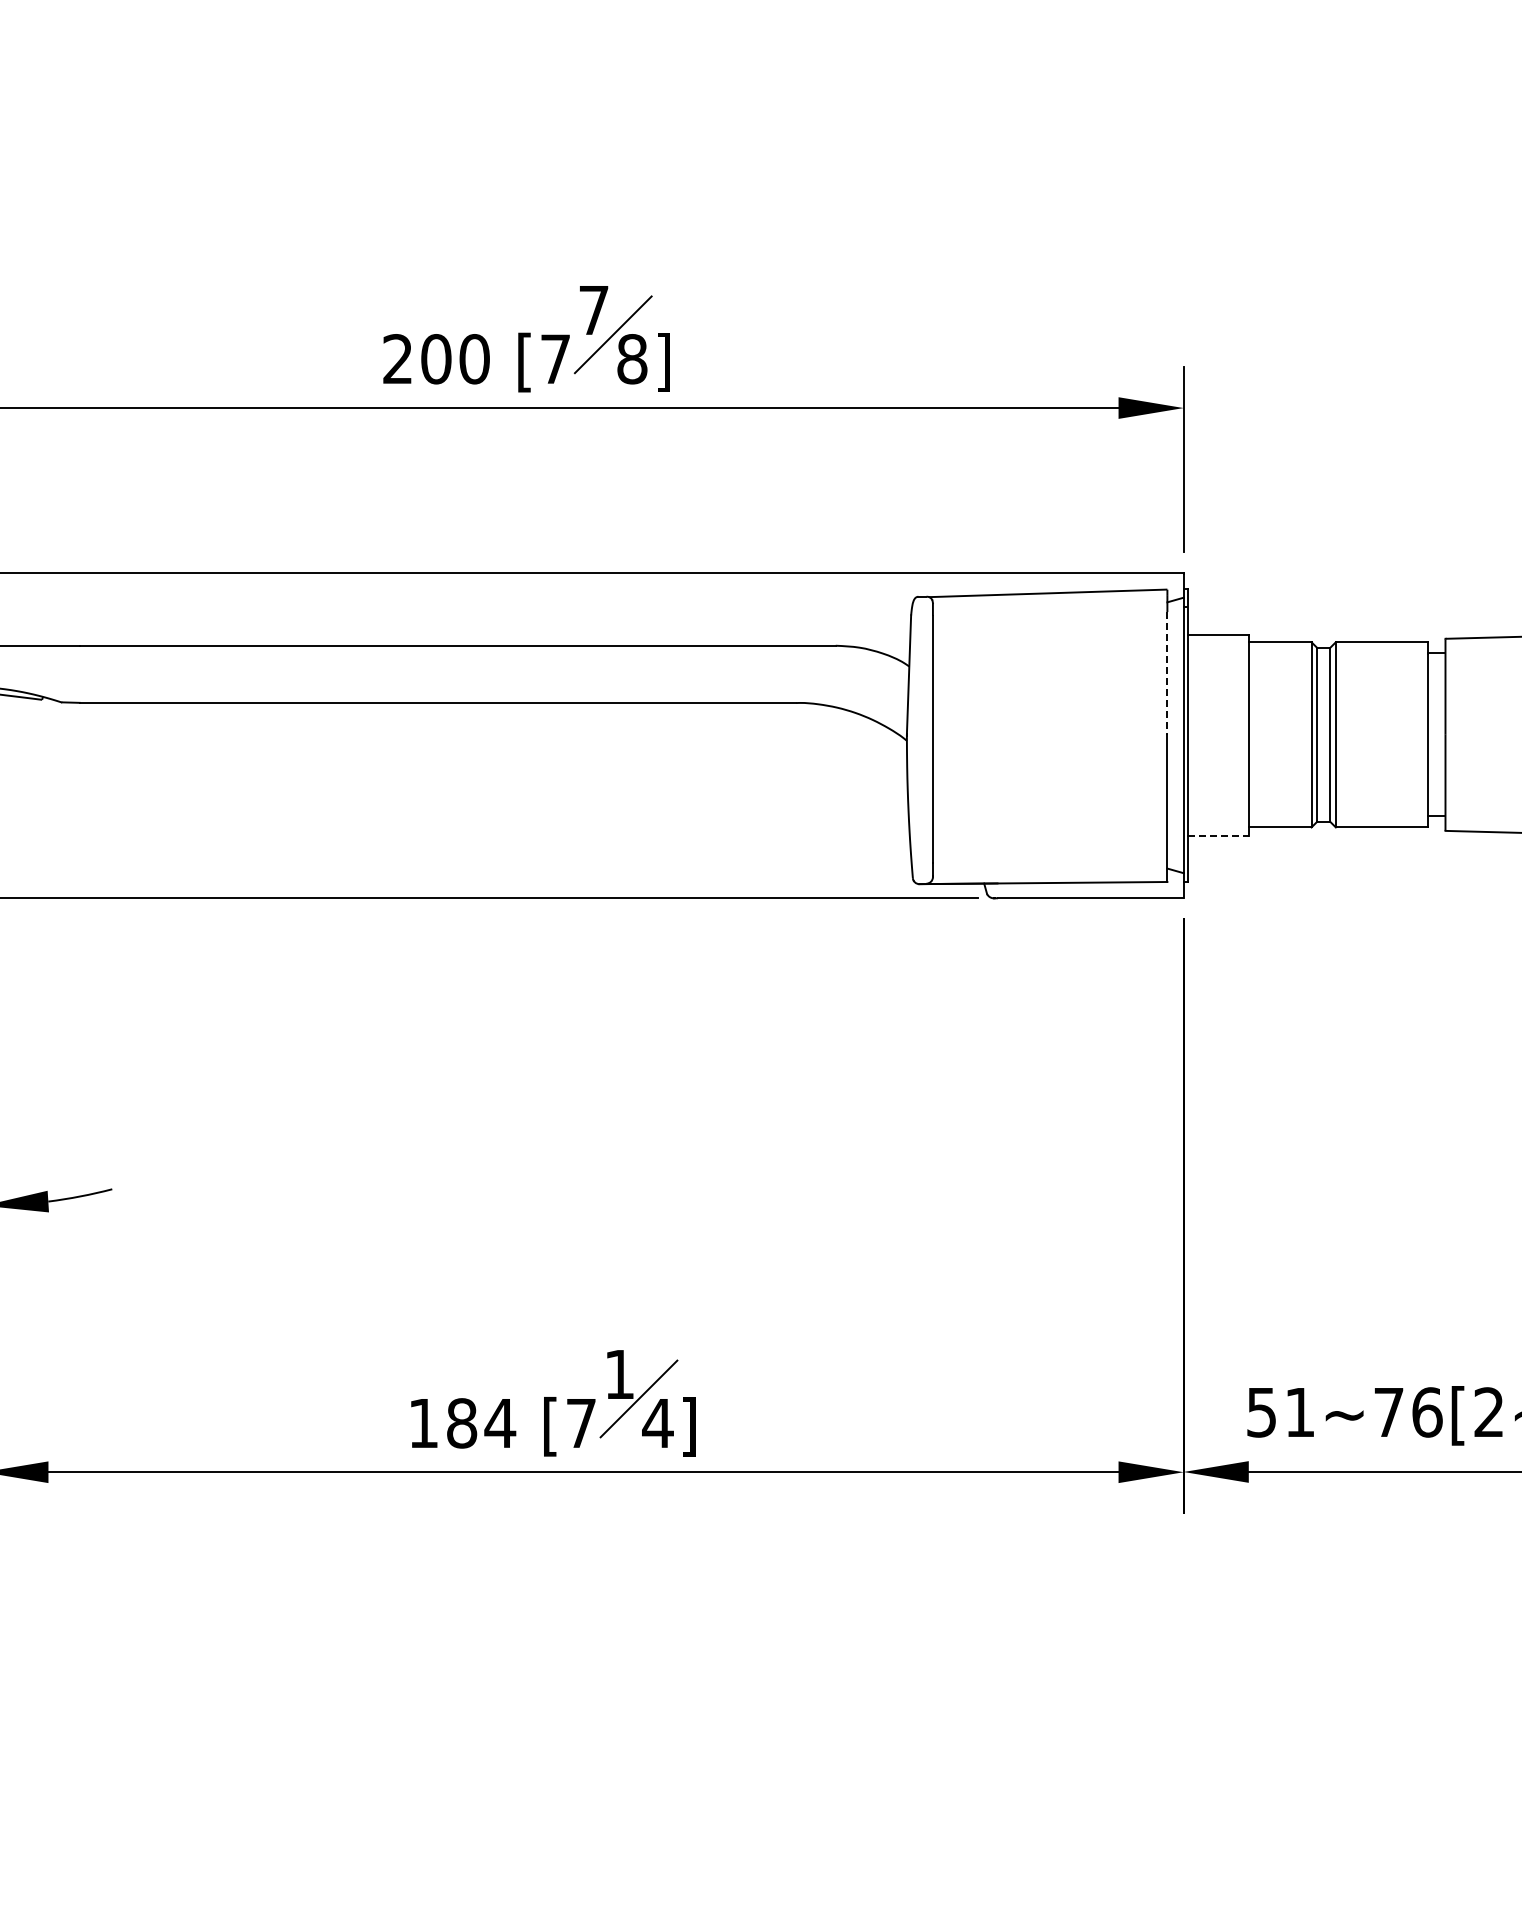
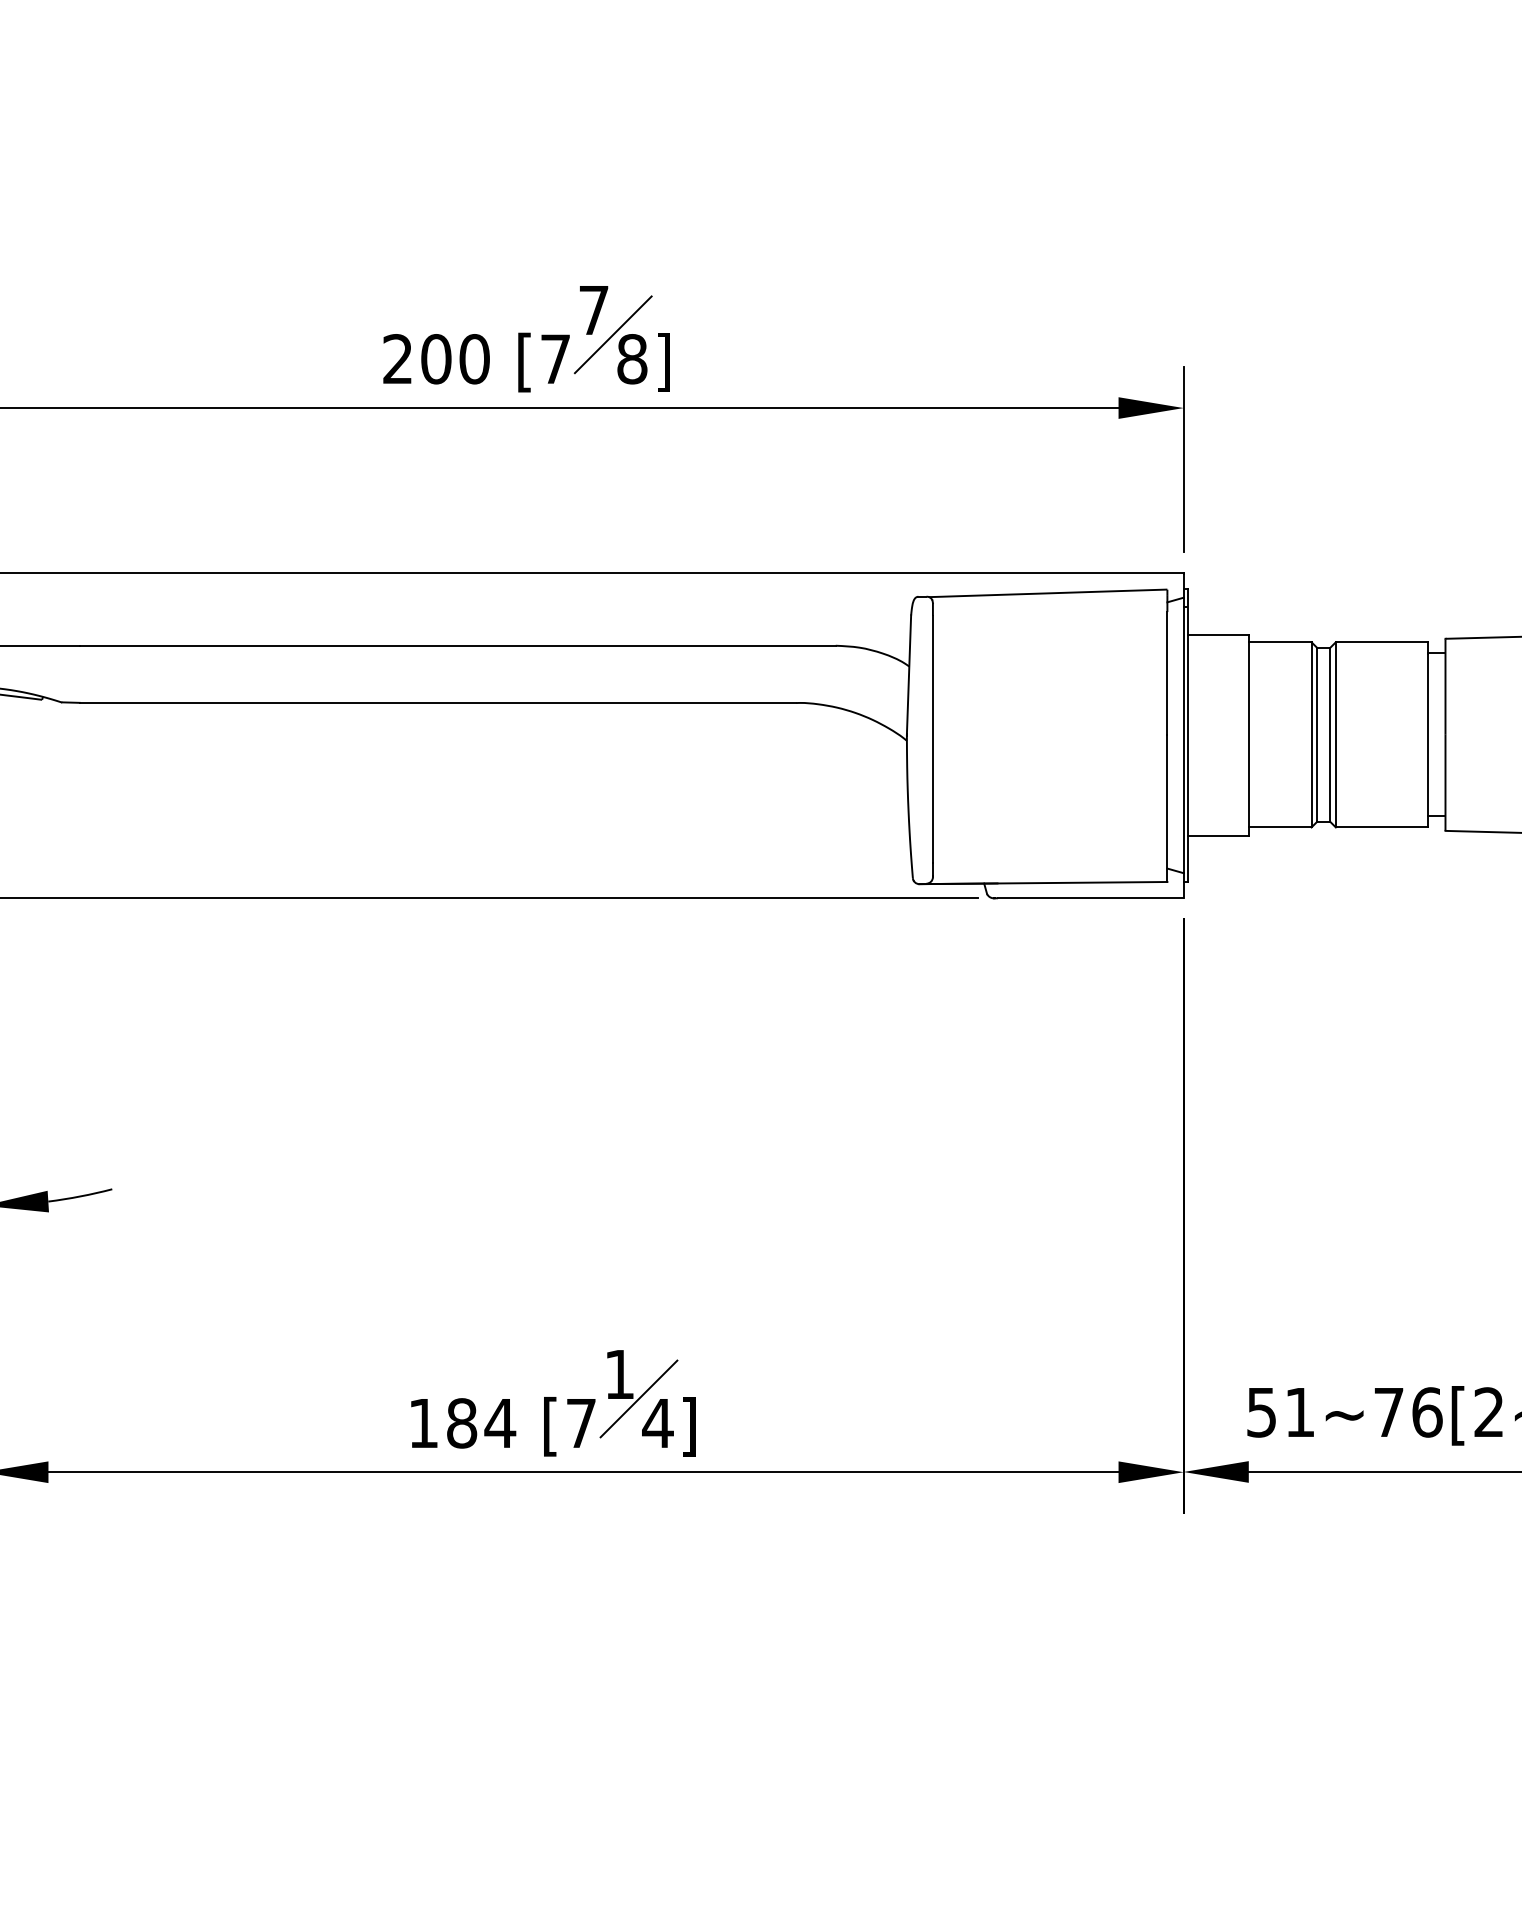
line: dashed -> solid (1167, 674)
line: dashed -> solid (1218, 836)
